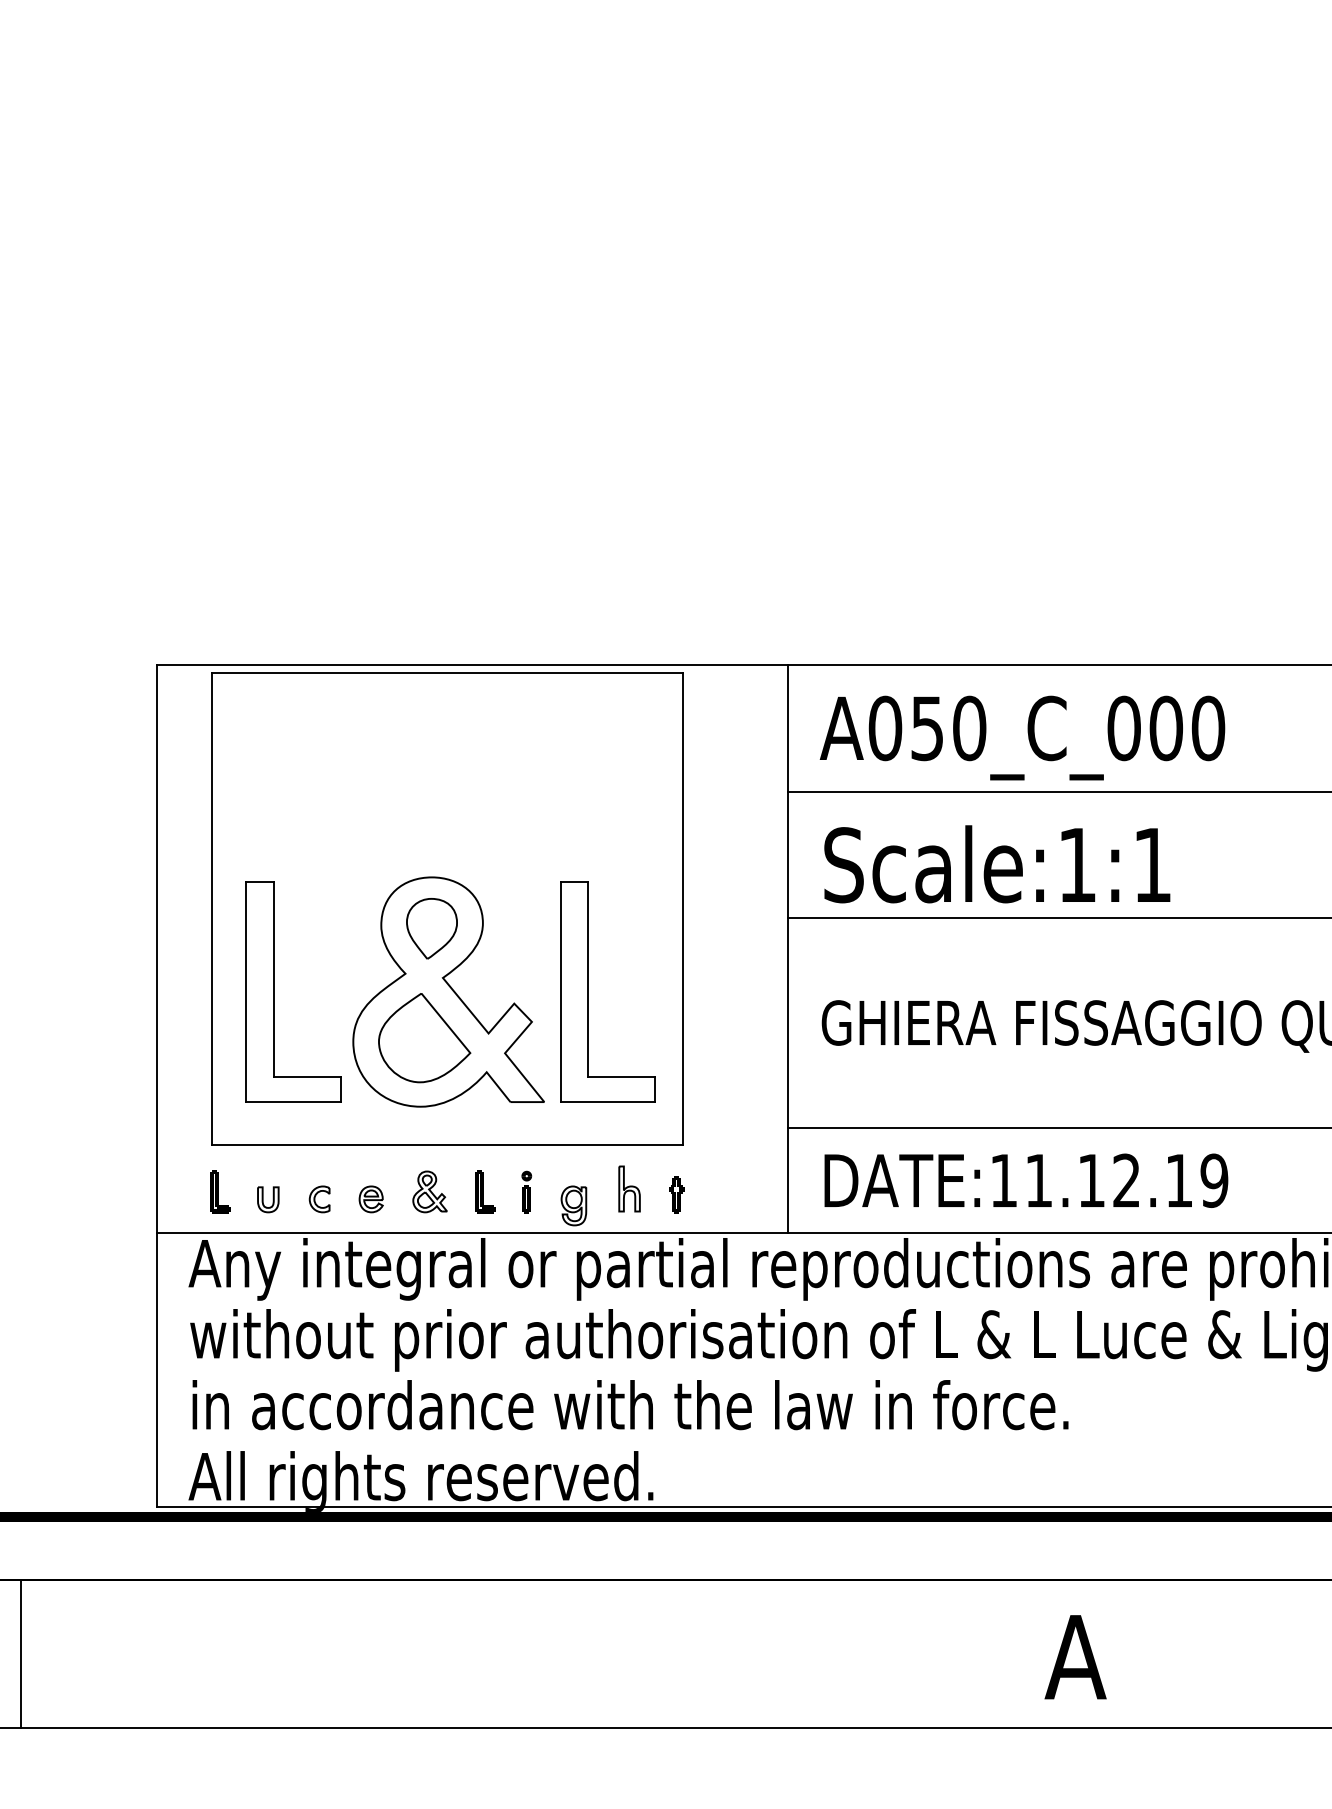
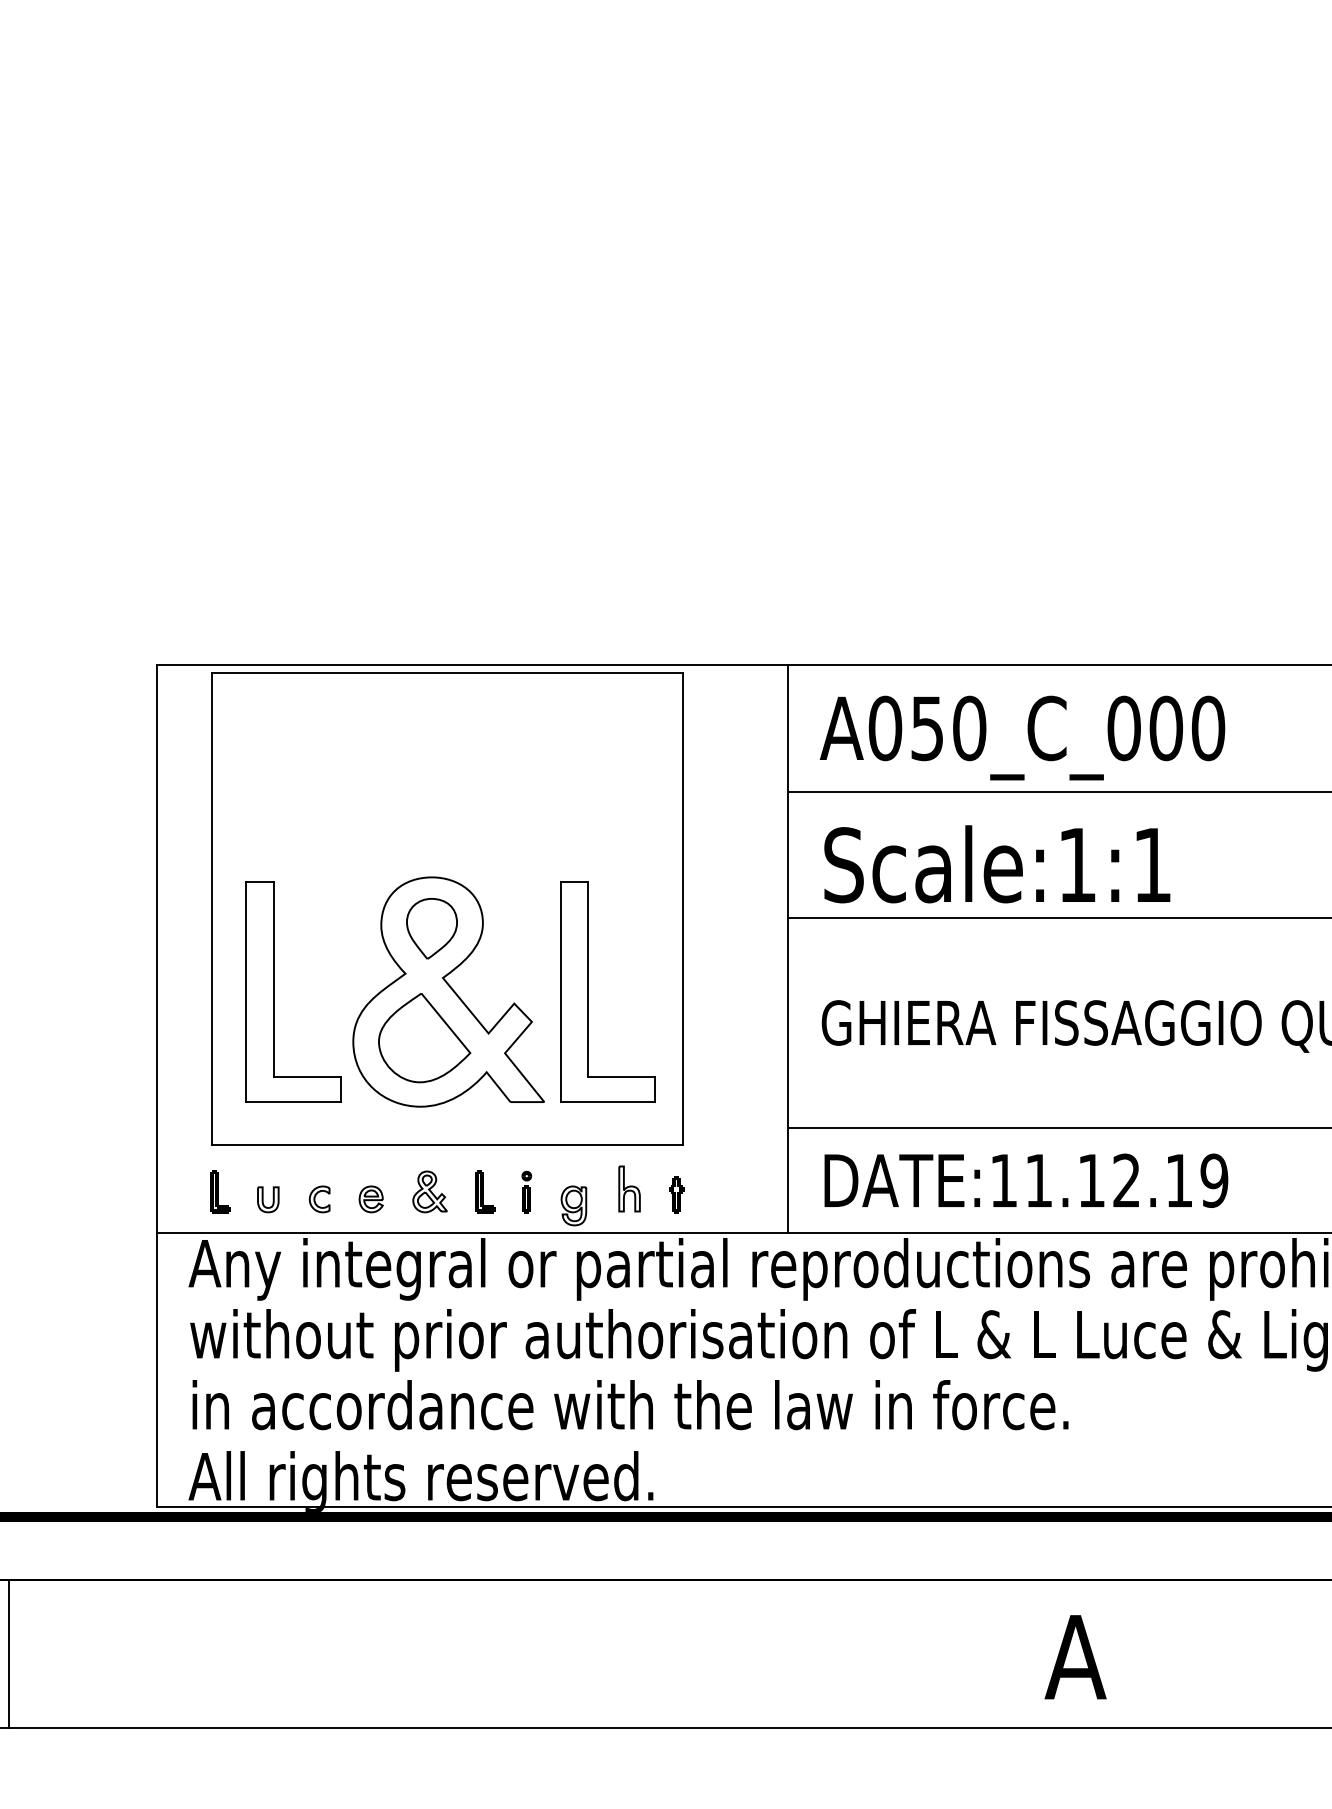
line position: (21, 1653) -> (9, 1653) (9, 1653)
